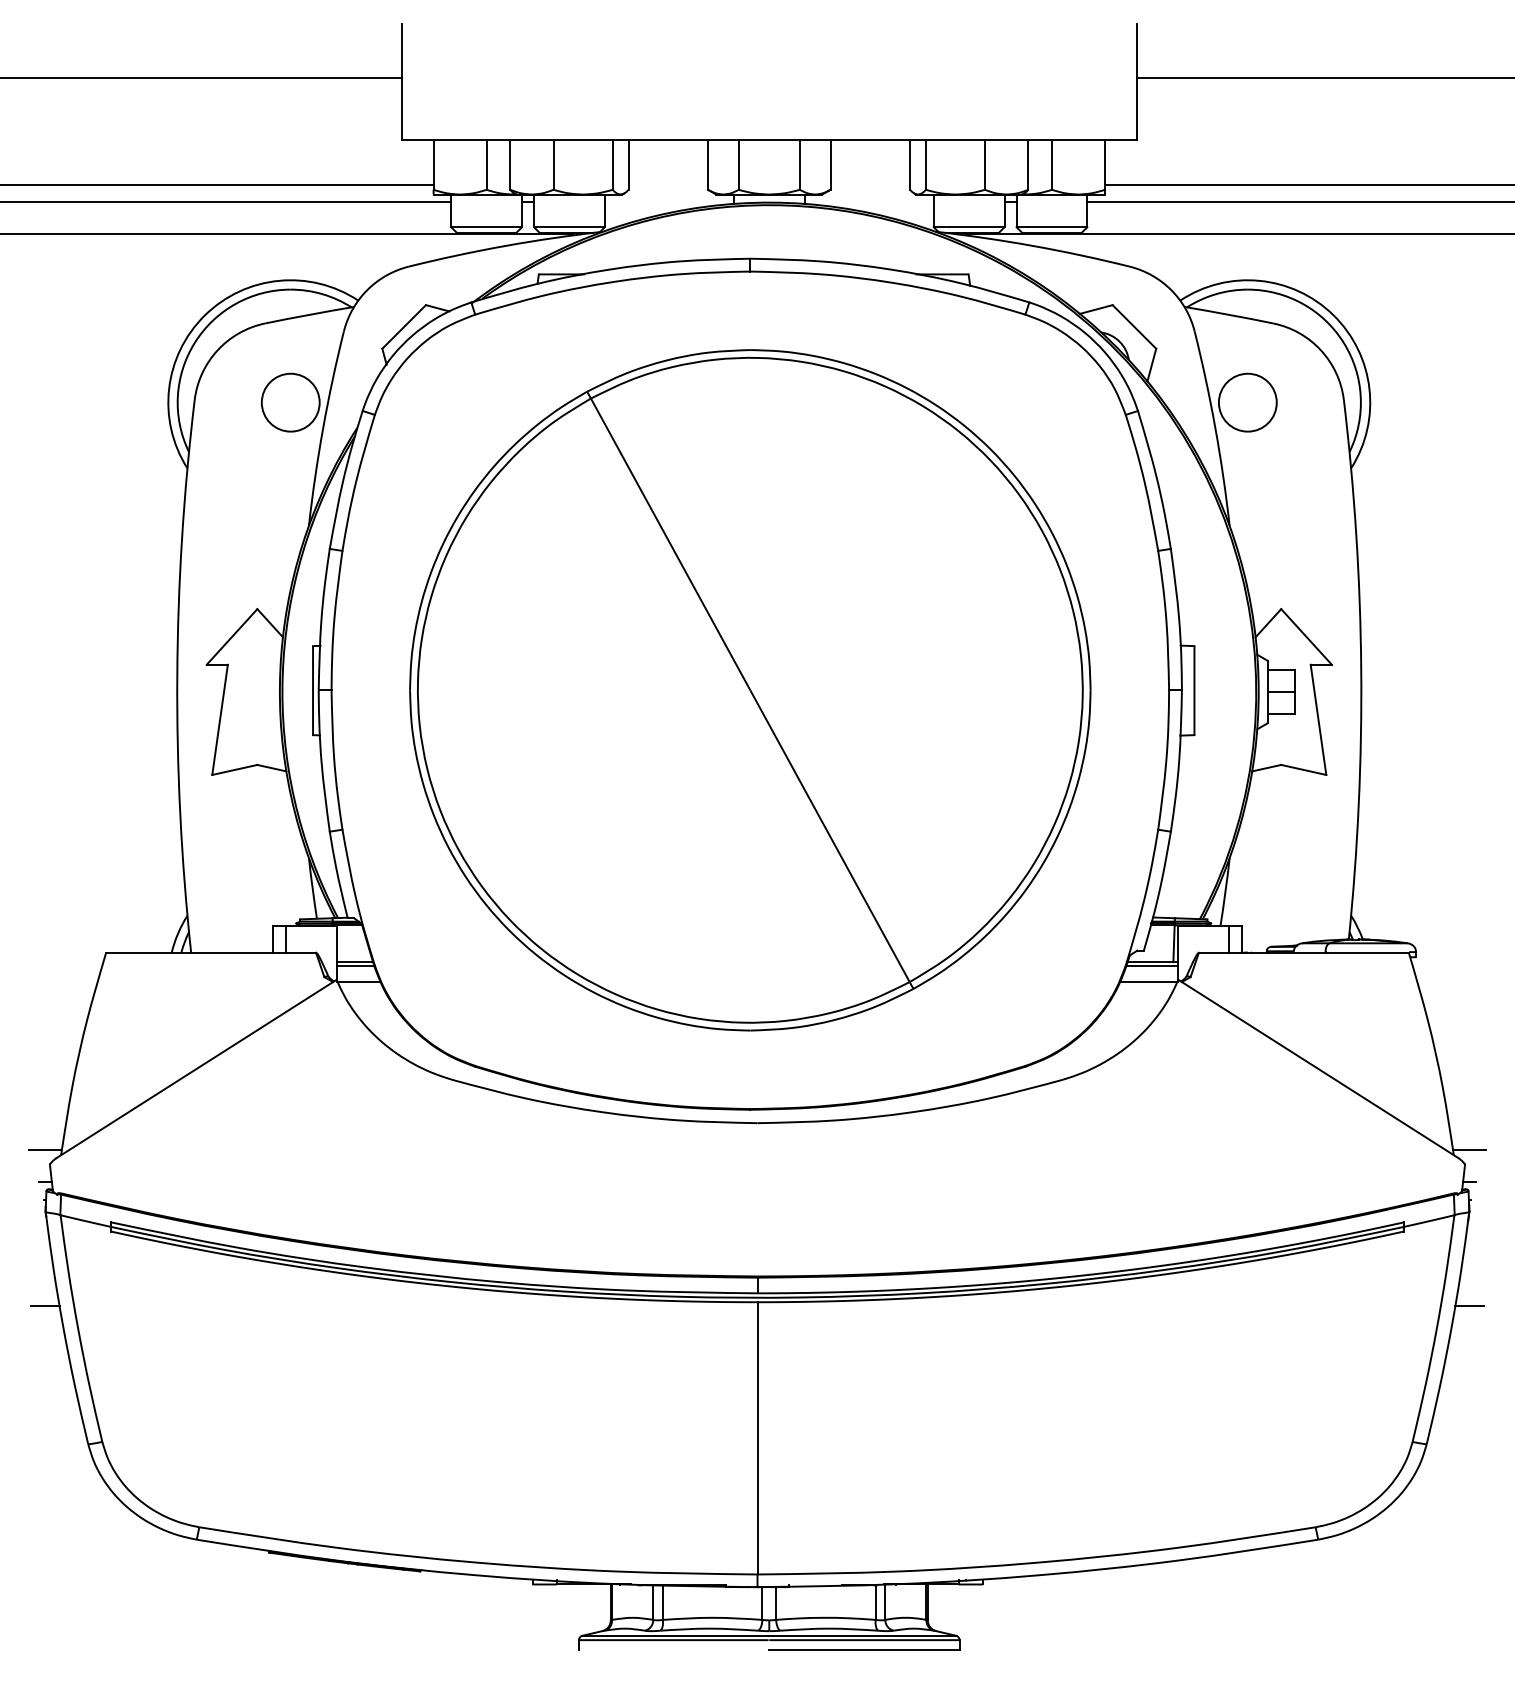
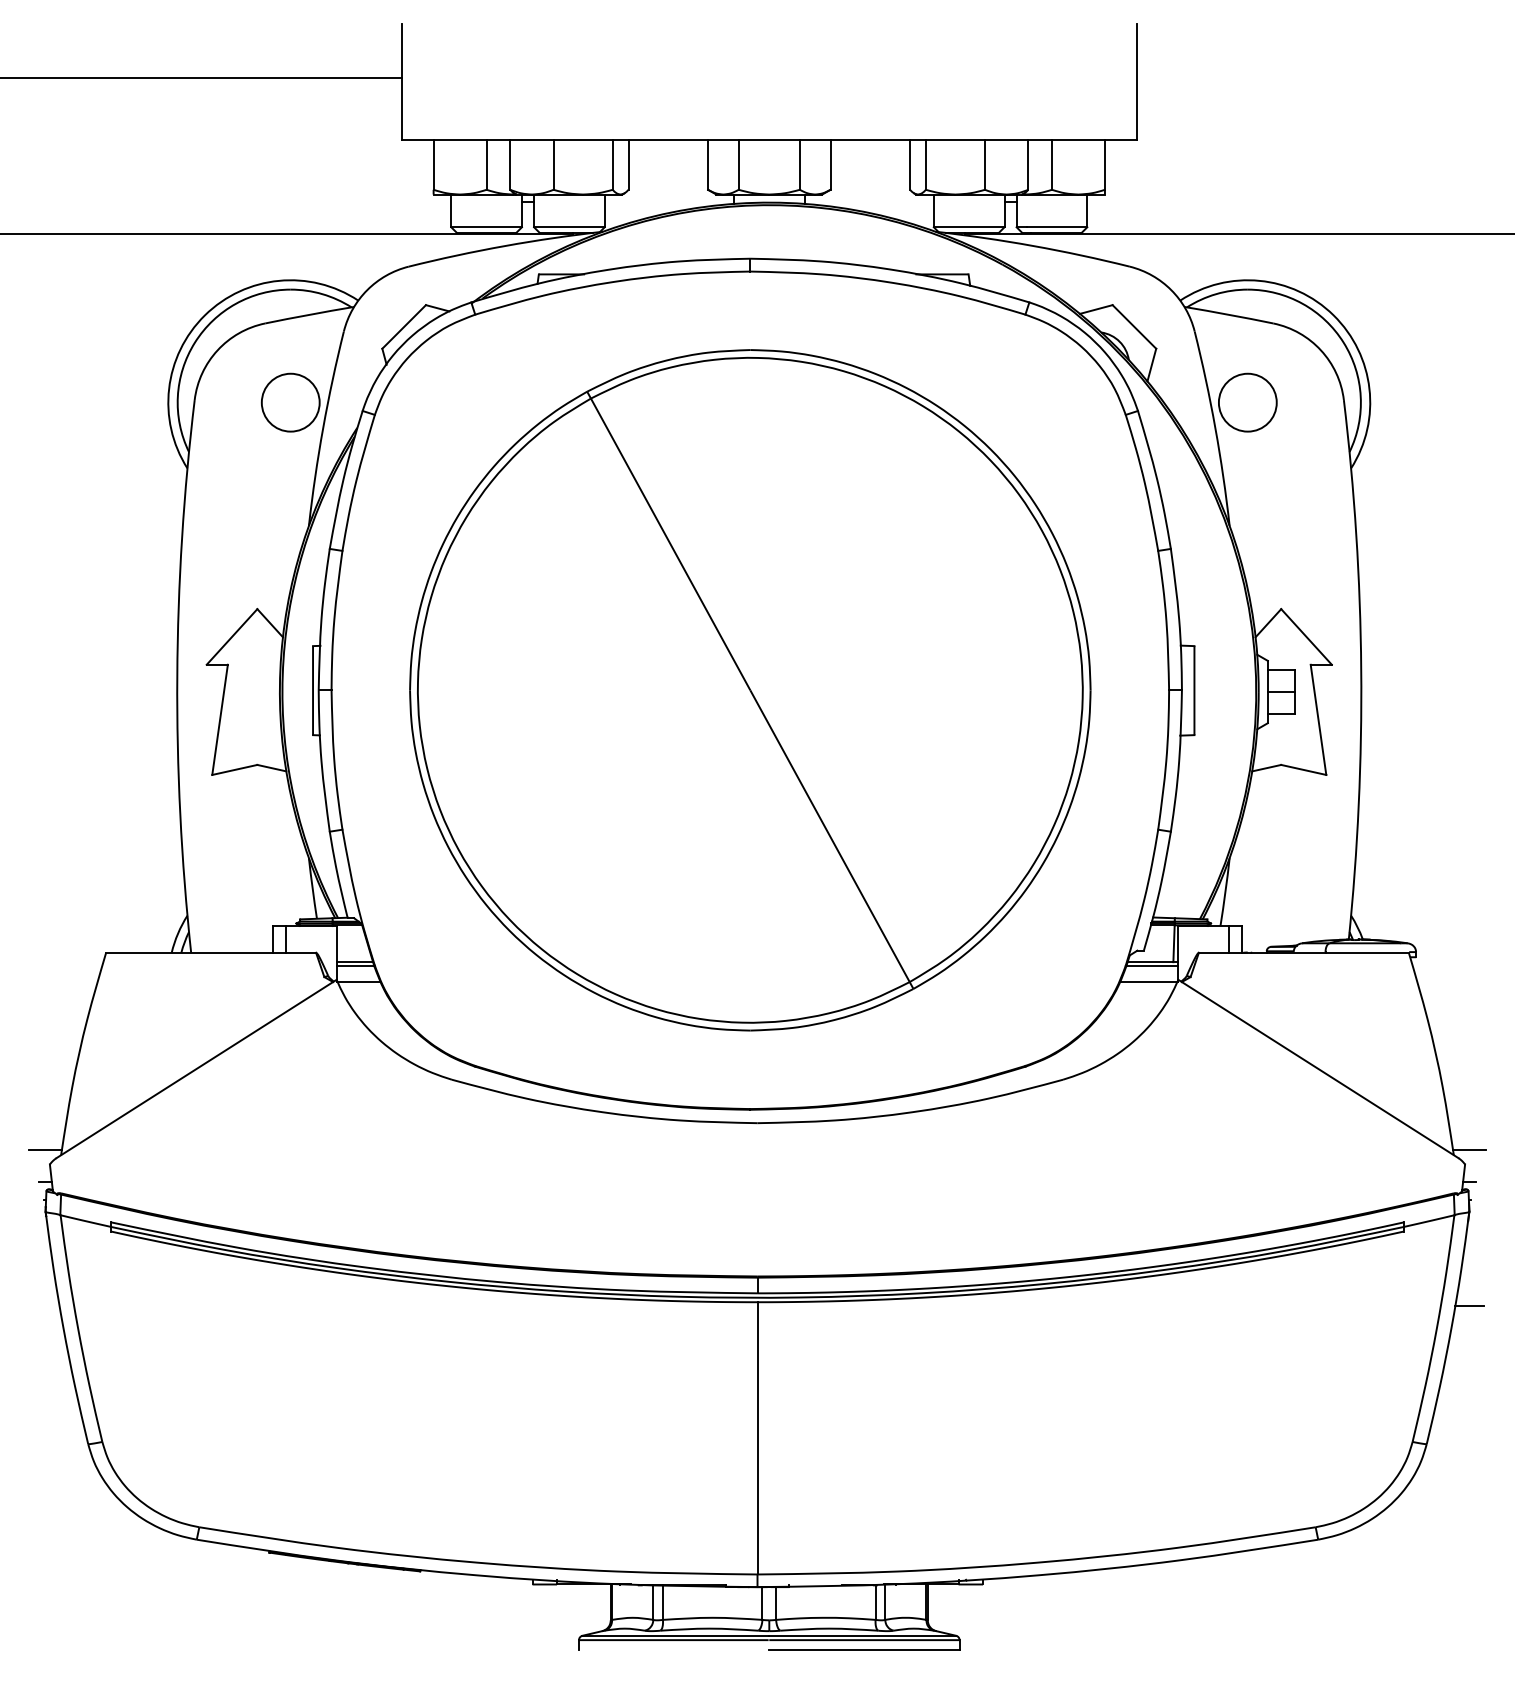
line: present -> none (1323, 77)
line: present -> none (217, 184)
line: present -> none (1307, 184)
line: present -> none (226, 202)
line: present -> none (1299, 202)
line: present -> none (44, 1306)
